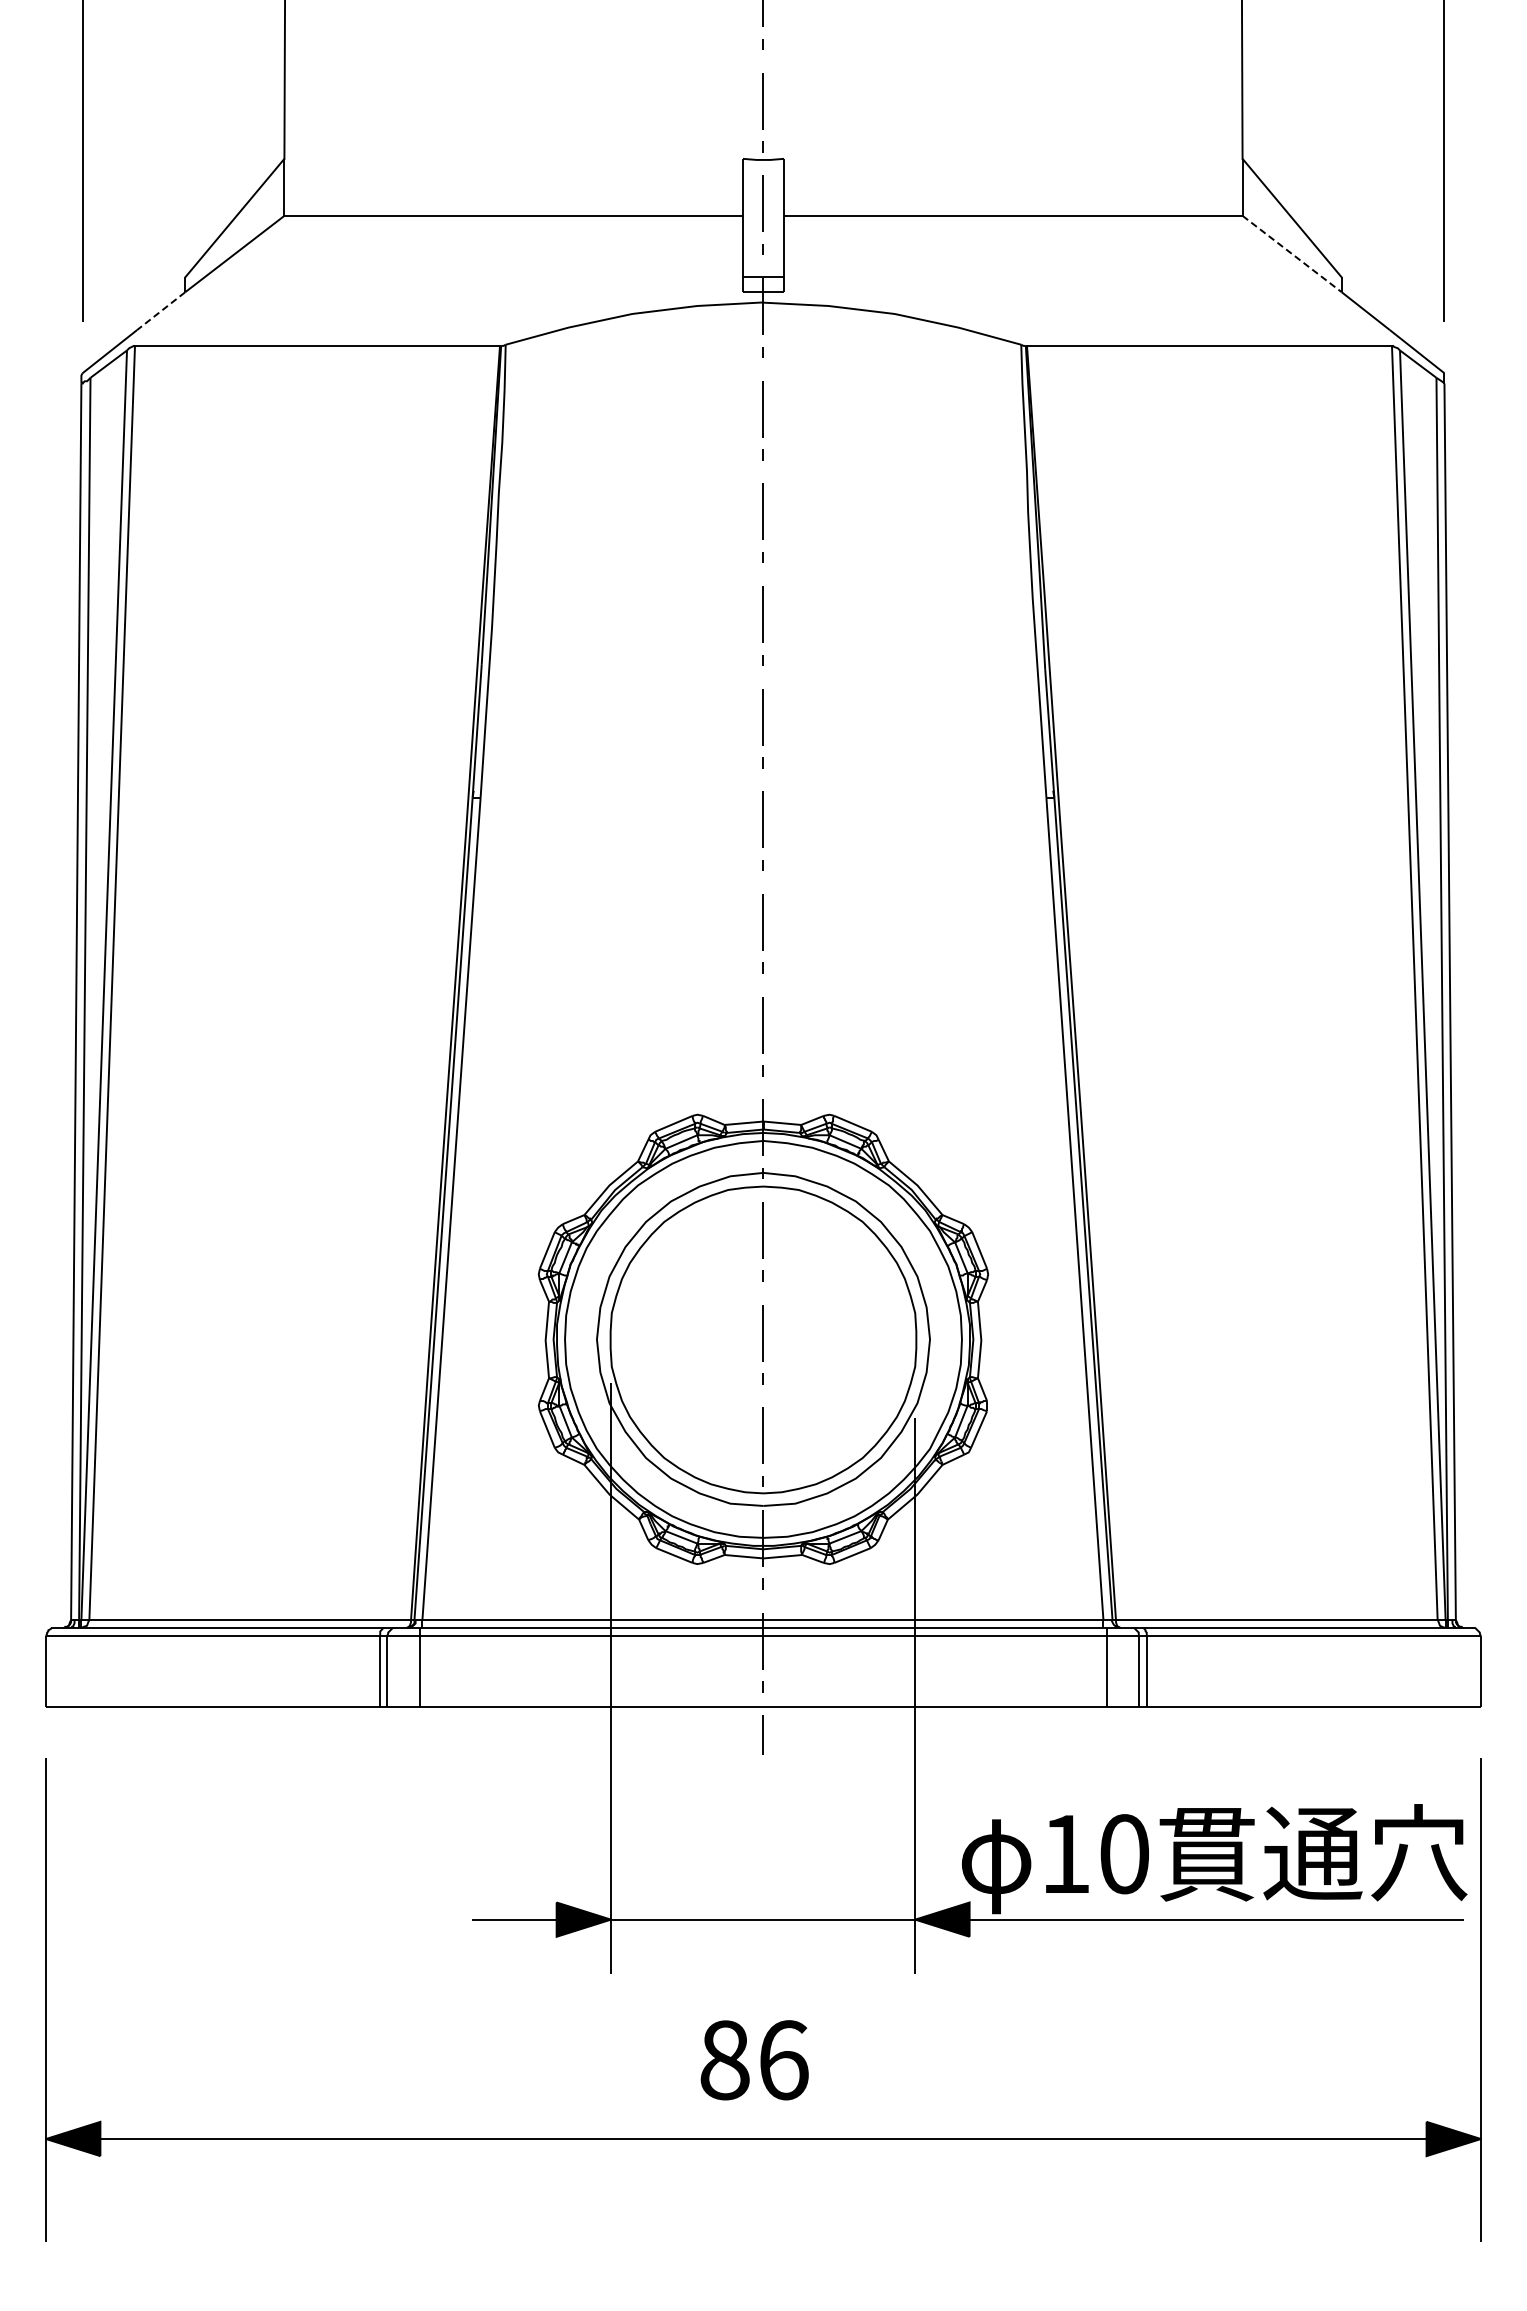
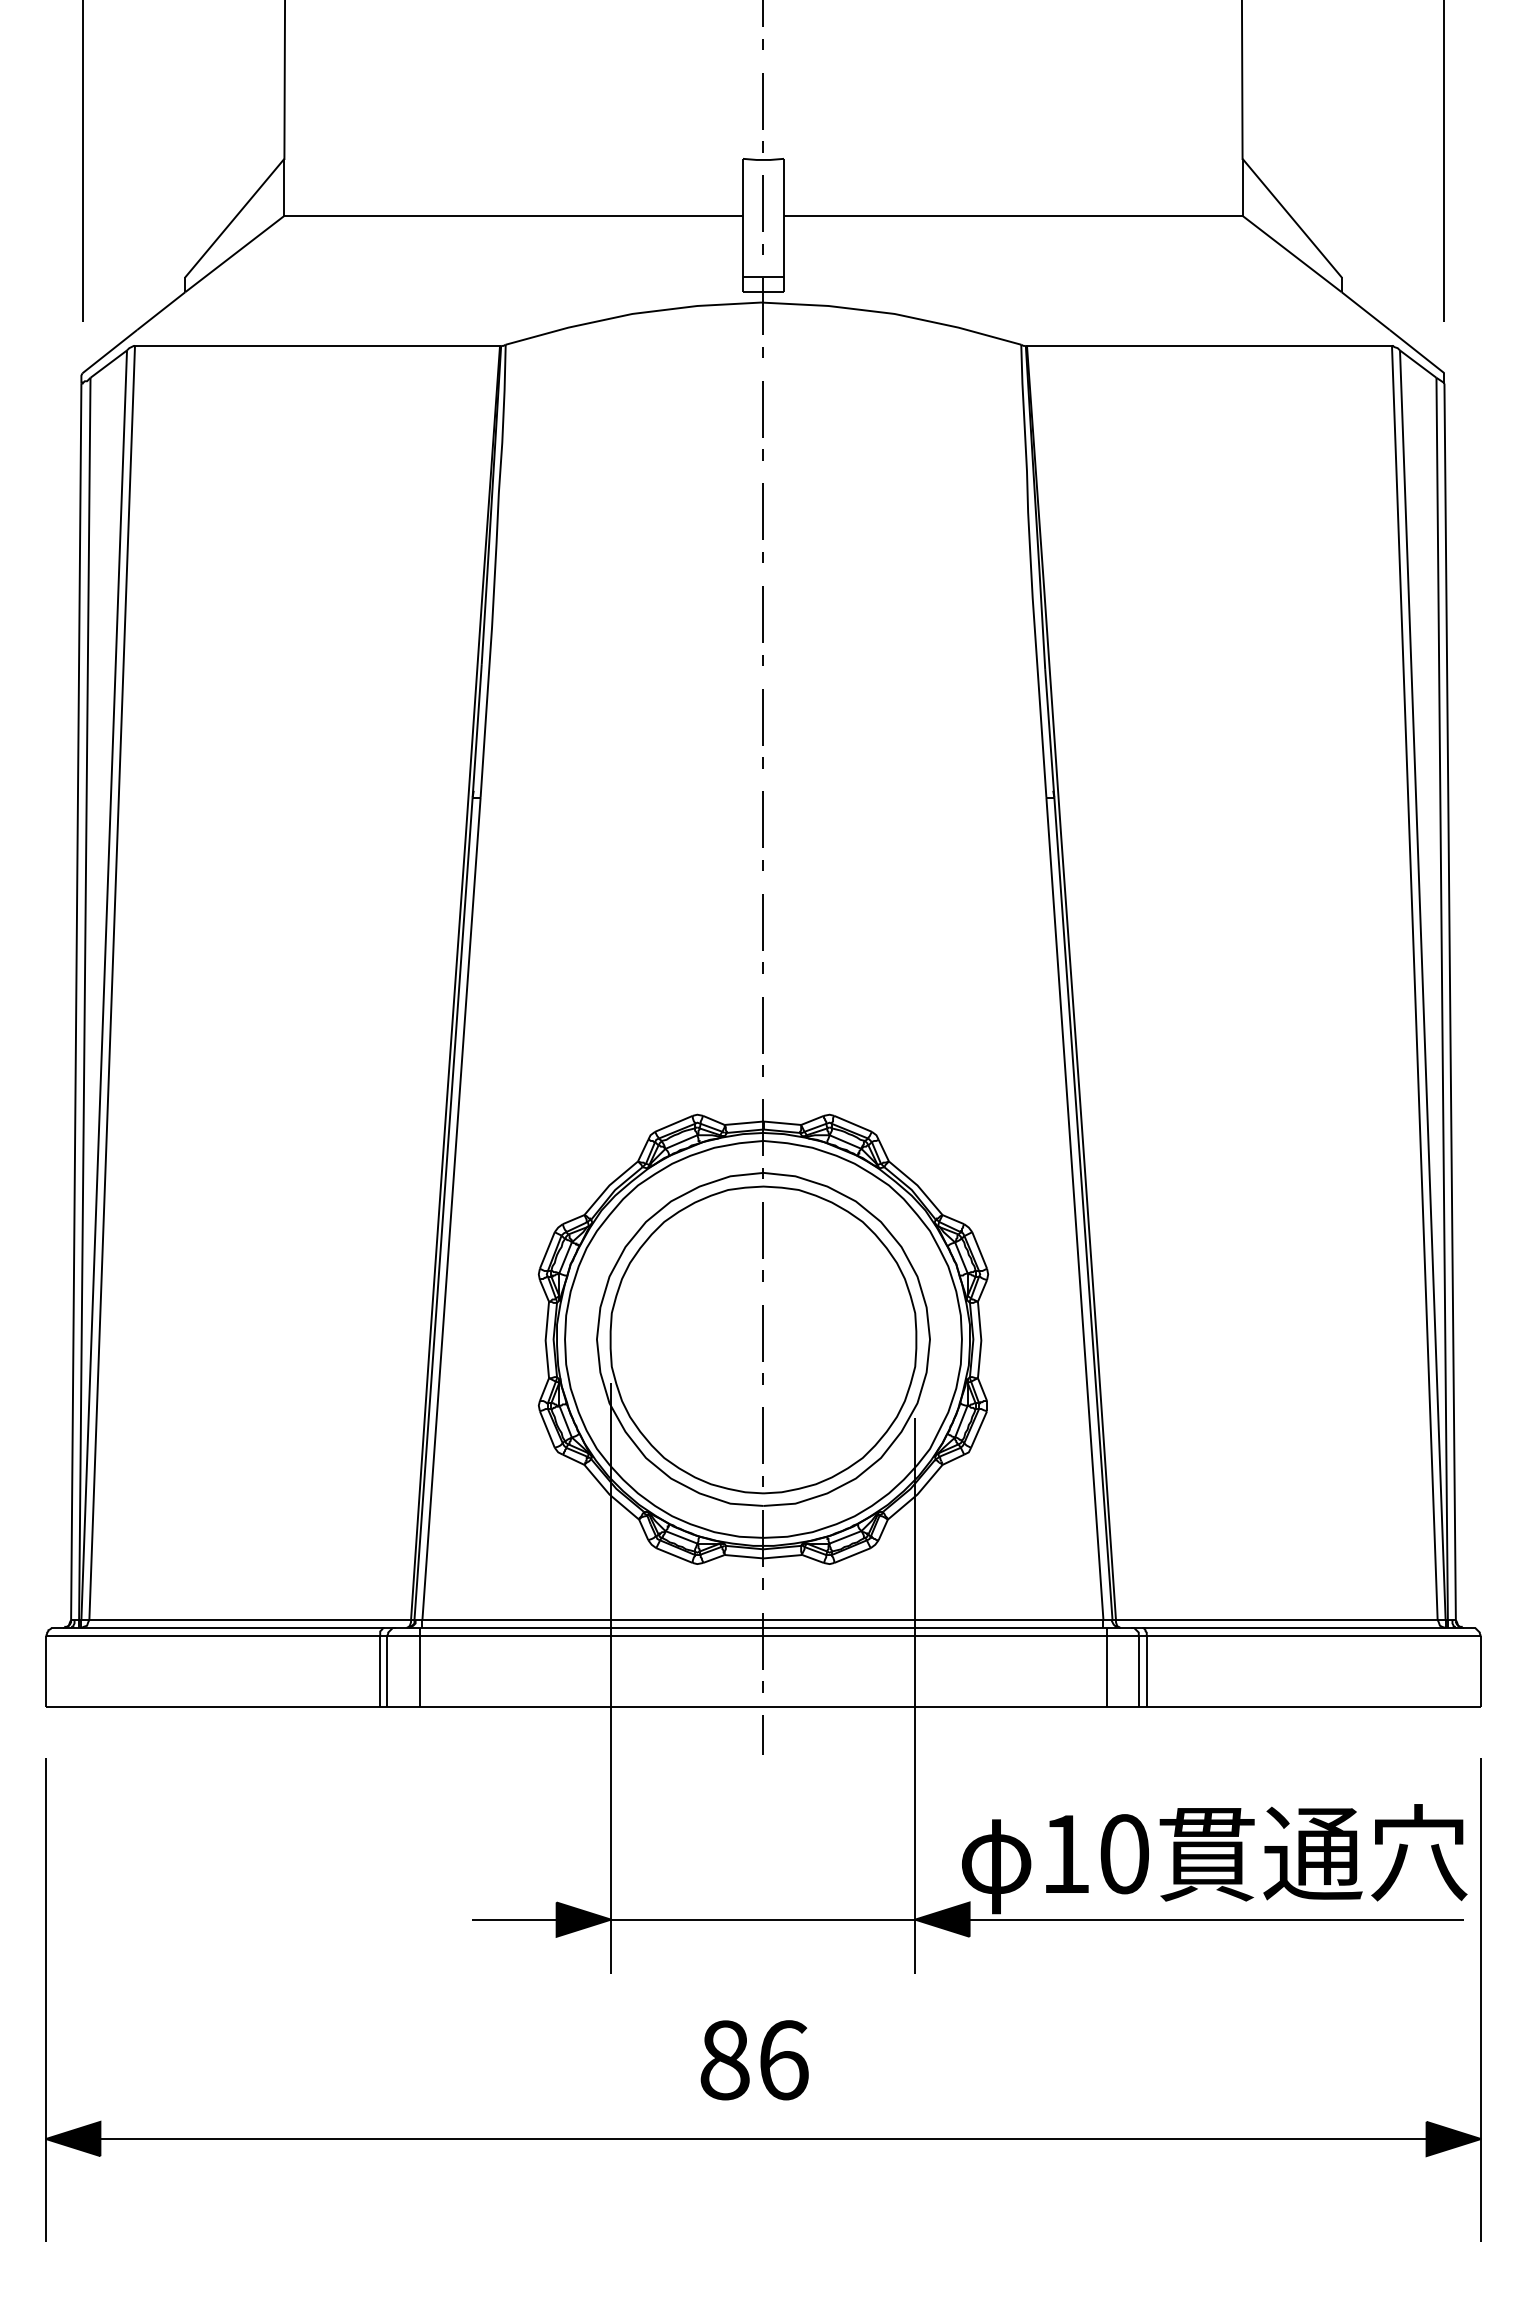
line: dashed -> solid (1292, 254)
line: dashed -> solid (160, 311)
